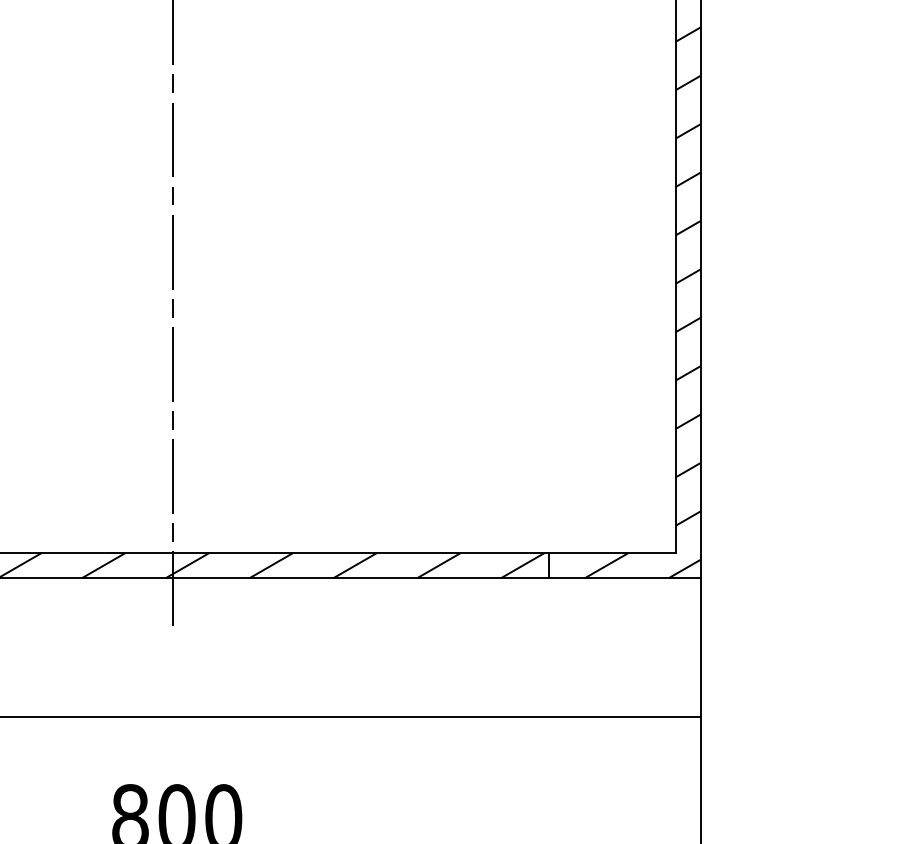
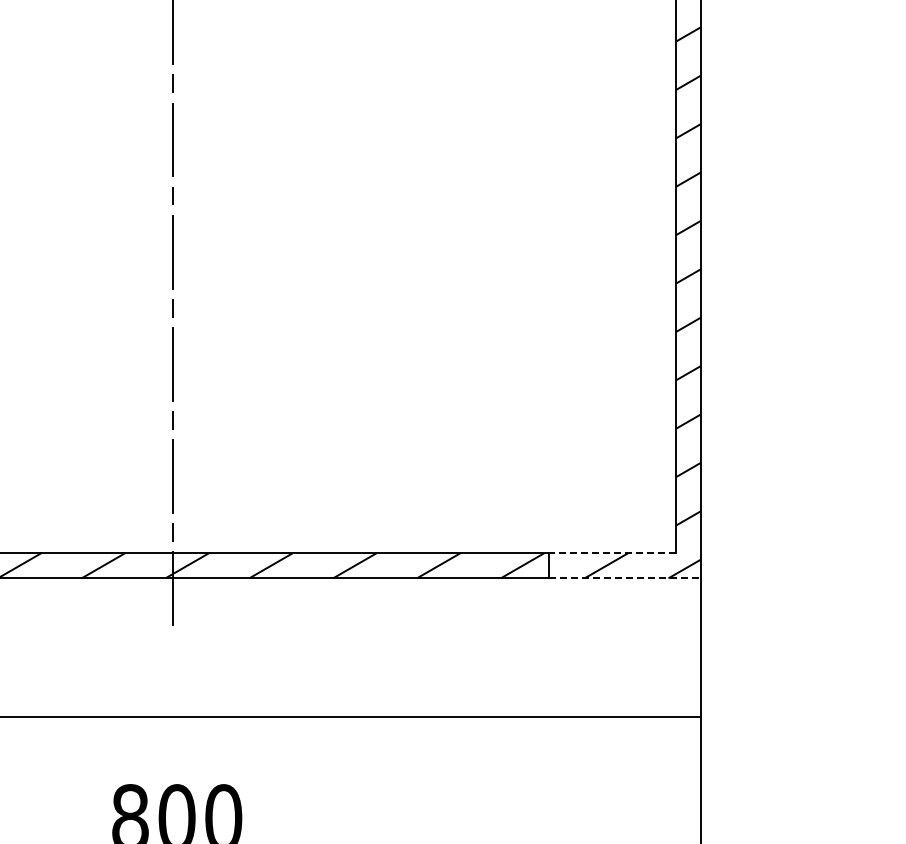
line: solid -> dashed (612, 553)
line: solid -> dashed (625, 578)
